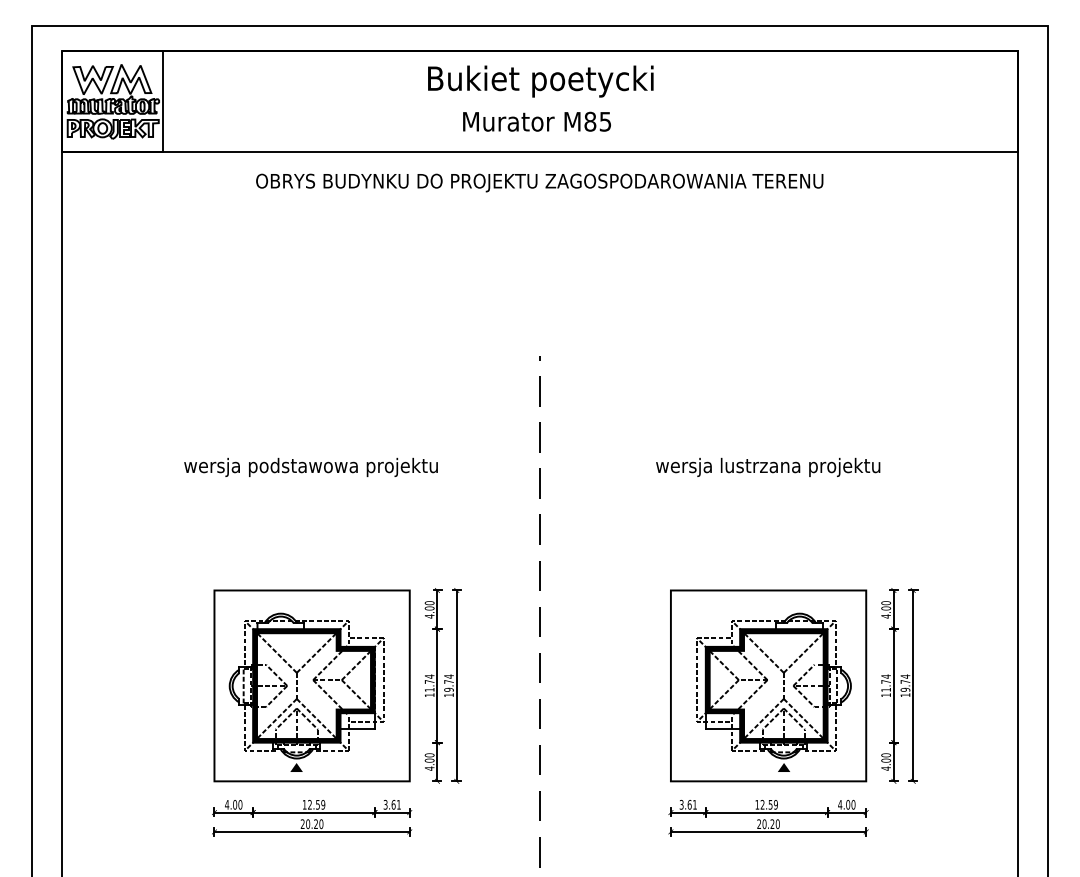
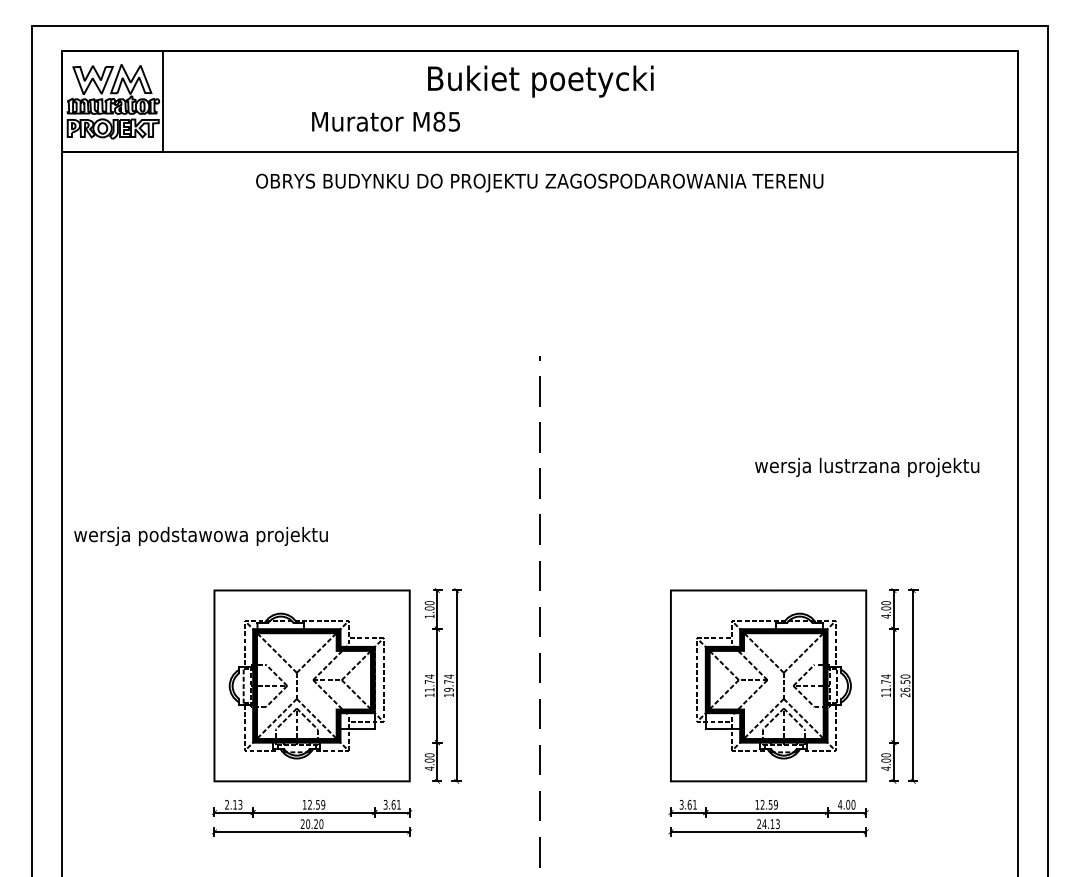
text position: (536, 121) -> (385, 121) (385, 121)
text position: (768, 466) -> (867, 466) (867, 466)
text position: (310, 467) -> (200, 536) (200, 536)
text: 4.00 -> 1.00 (429, 616)
text: 19.74 -> 26.50 (905, 685)
fill: present -> none (296, 767)
fill: present -> none (783, 767)
text: 4.00 -> 2.13 (233, 804)
text: 20.20 -> 24.13 (770, 824)
